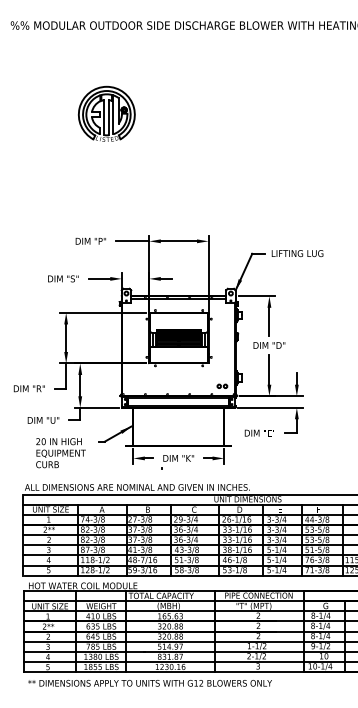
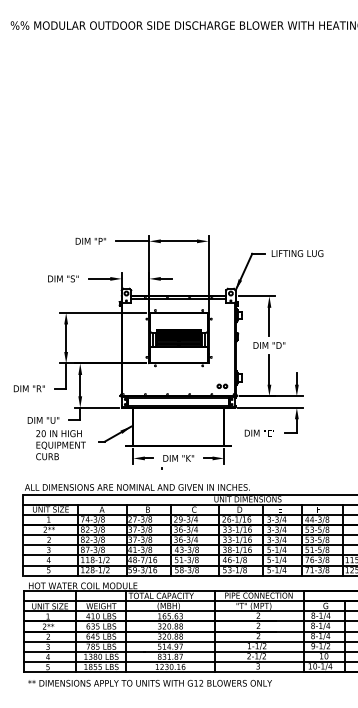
part: present -> none (106, 113)
text position: (60, 453) -> (60, 445) (60, 445)
